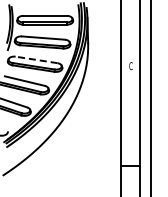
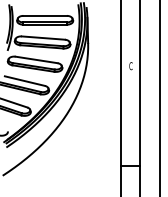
line: dashed -> solid (36, 59)
line position: (151, 97) -> (160, 97) (160, 97)
